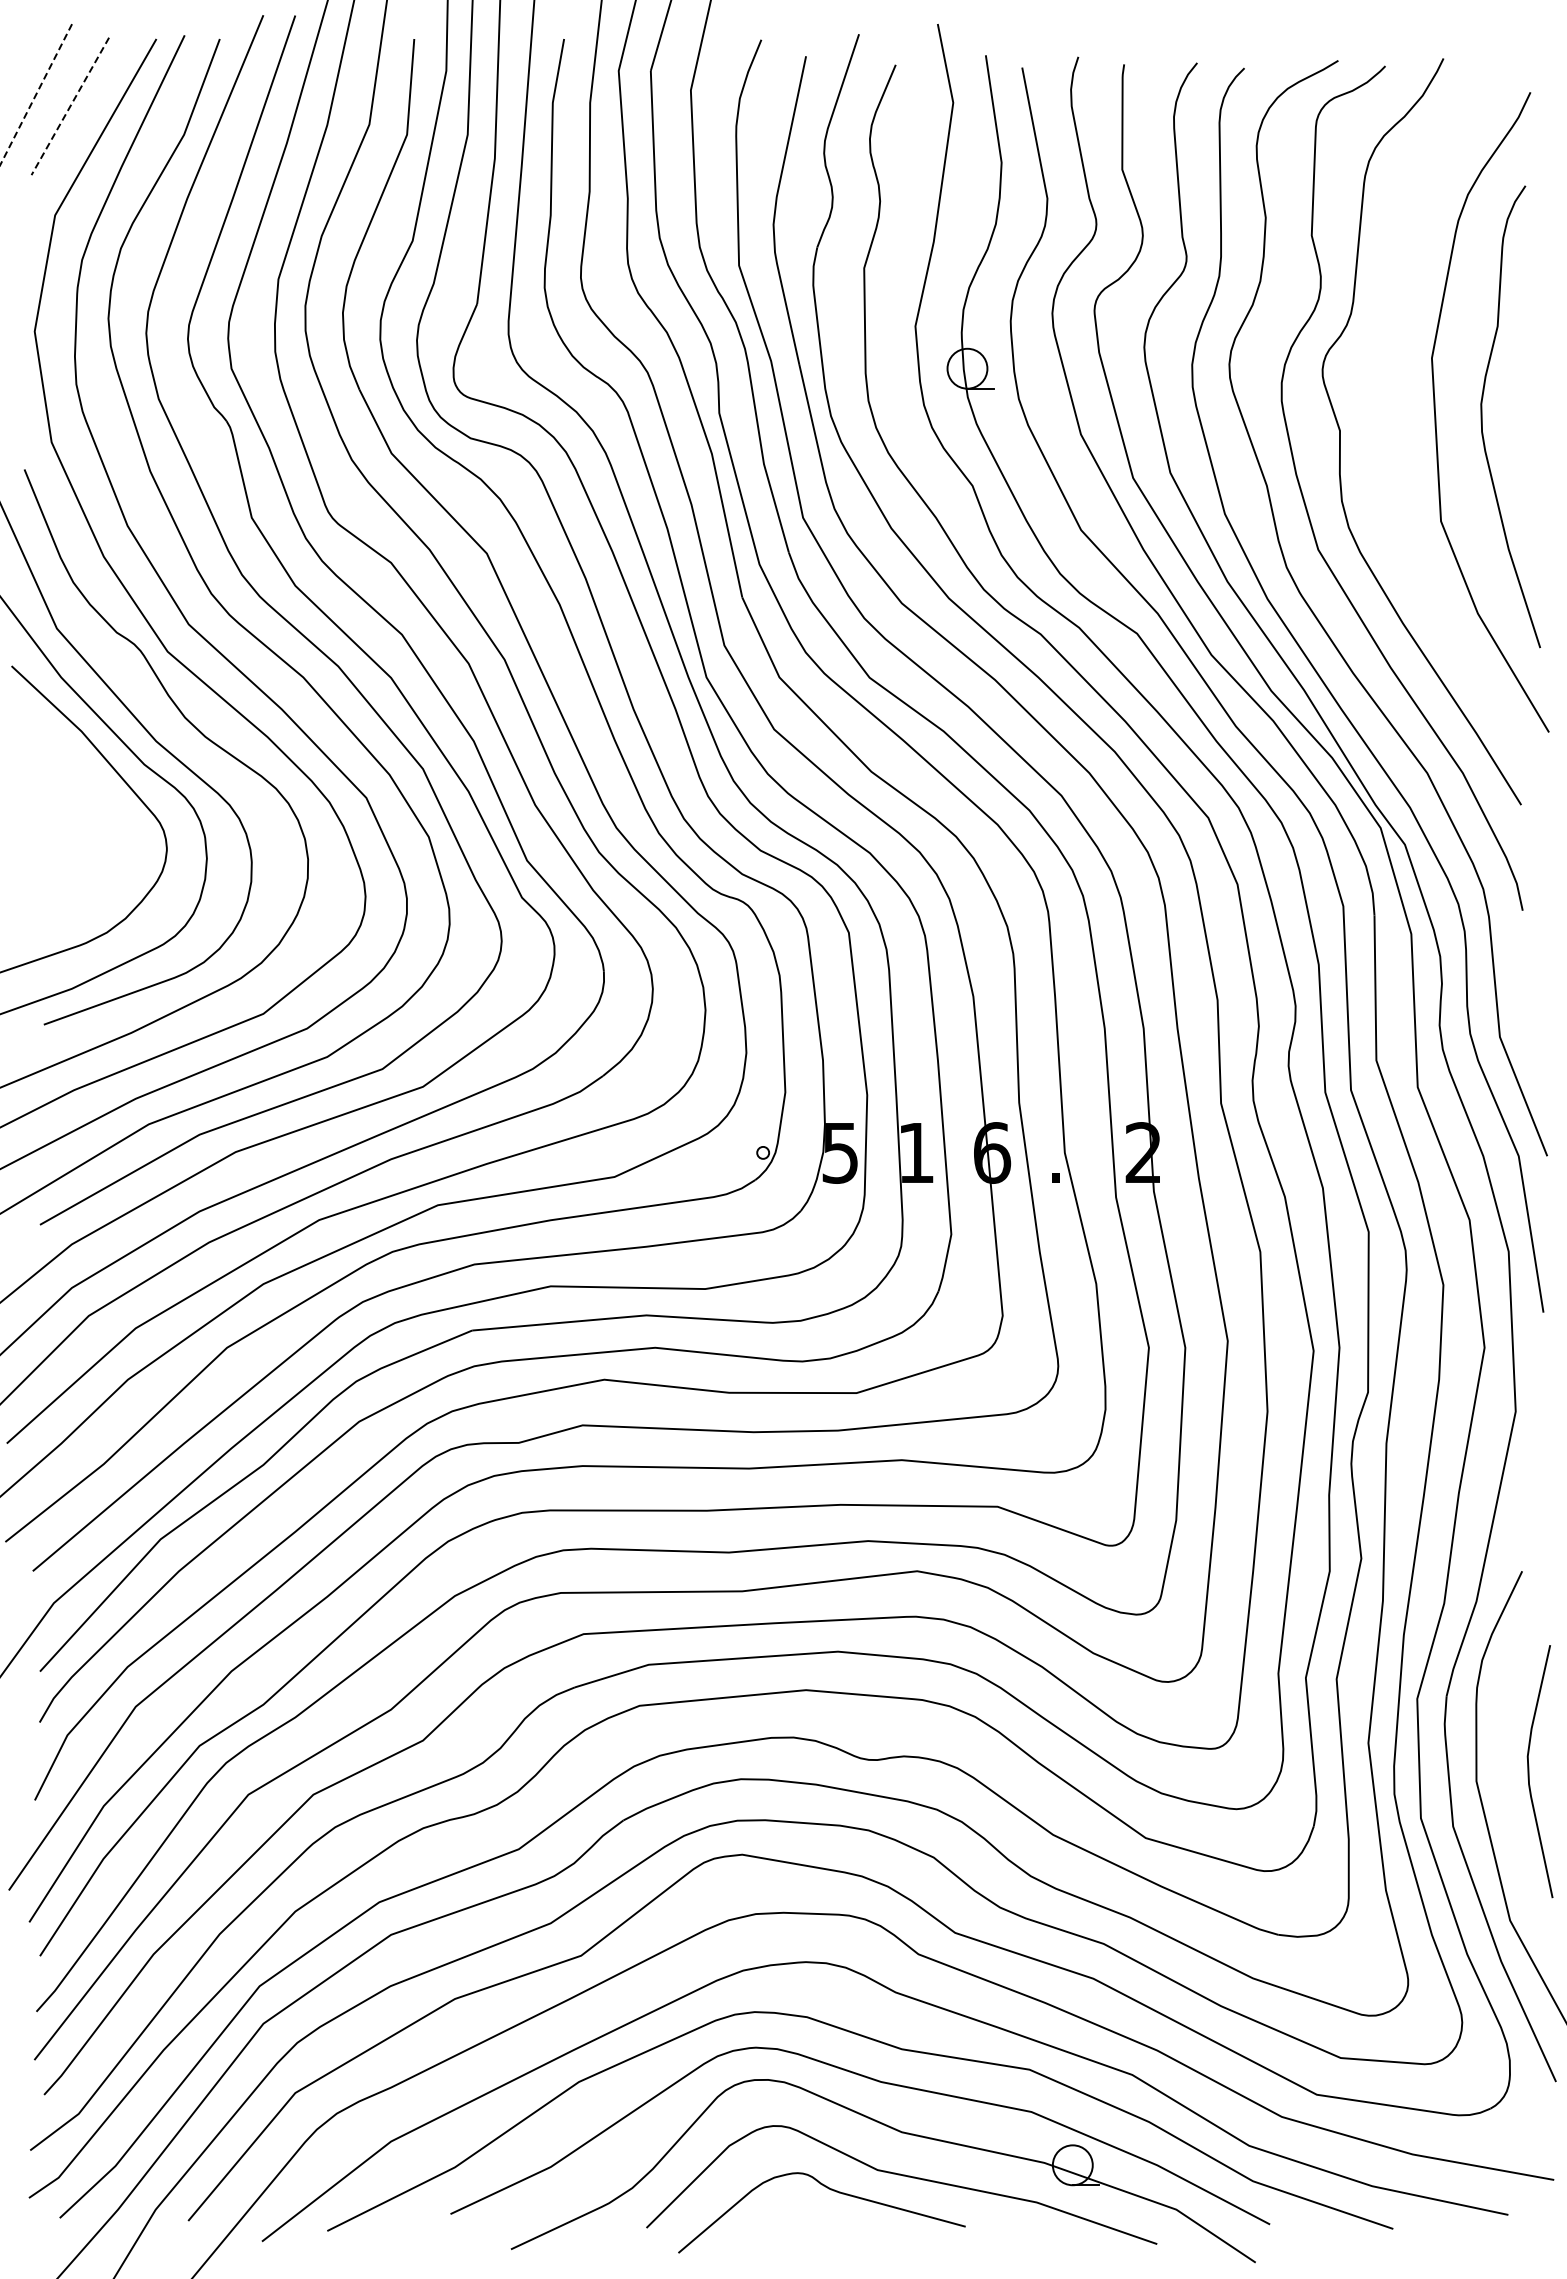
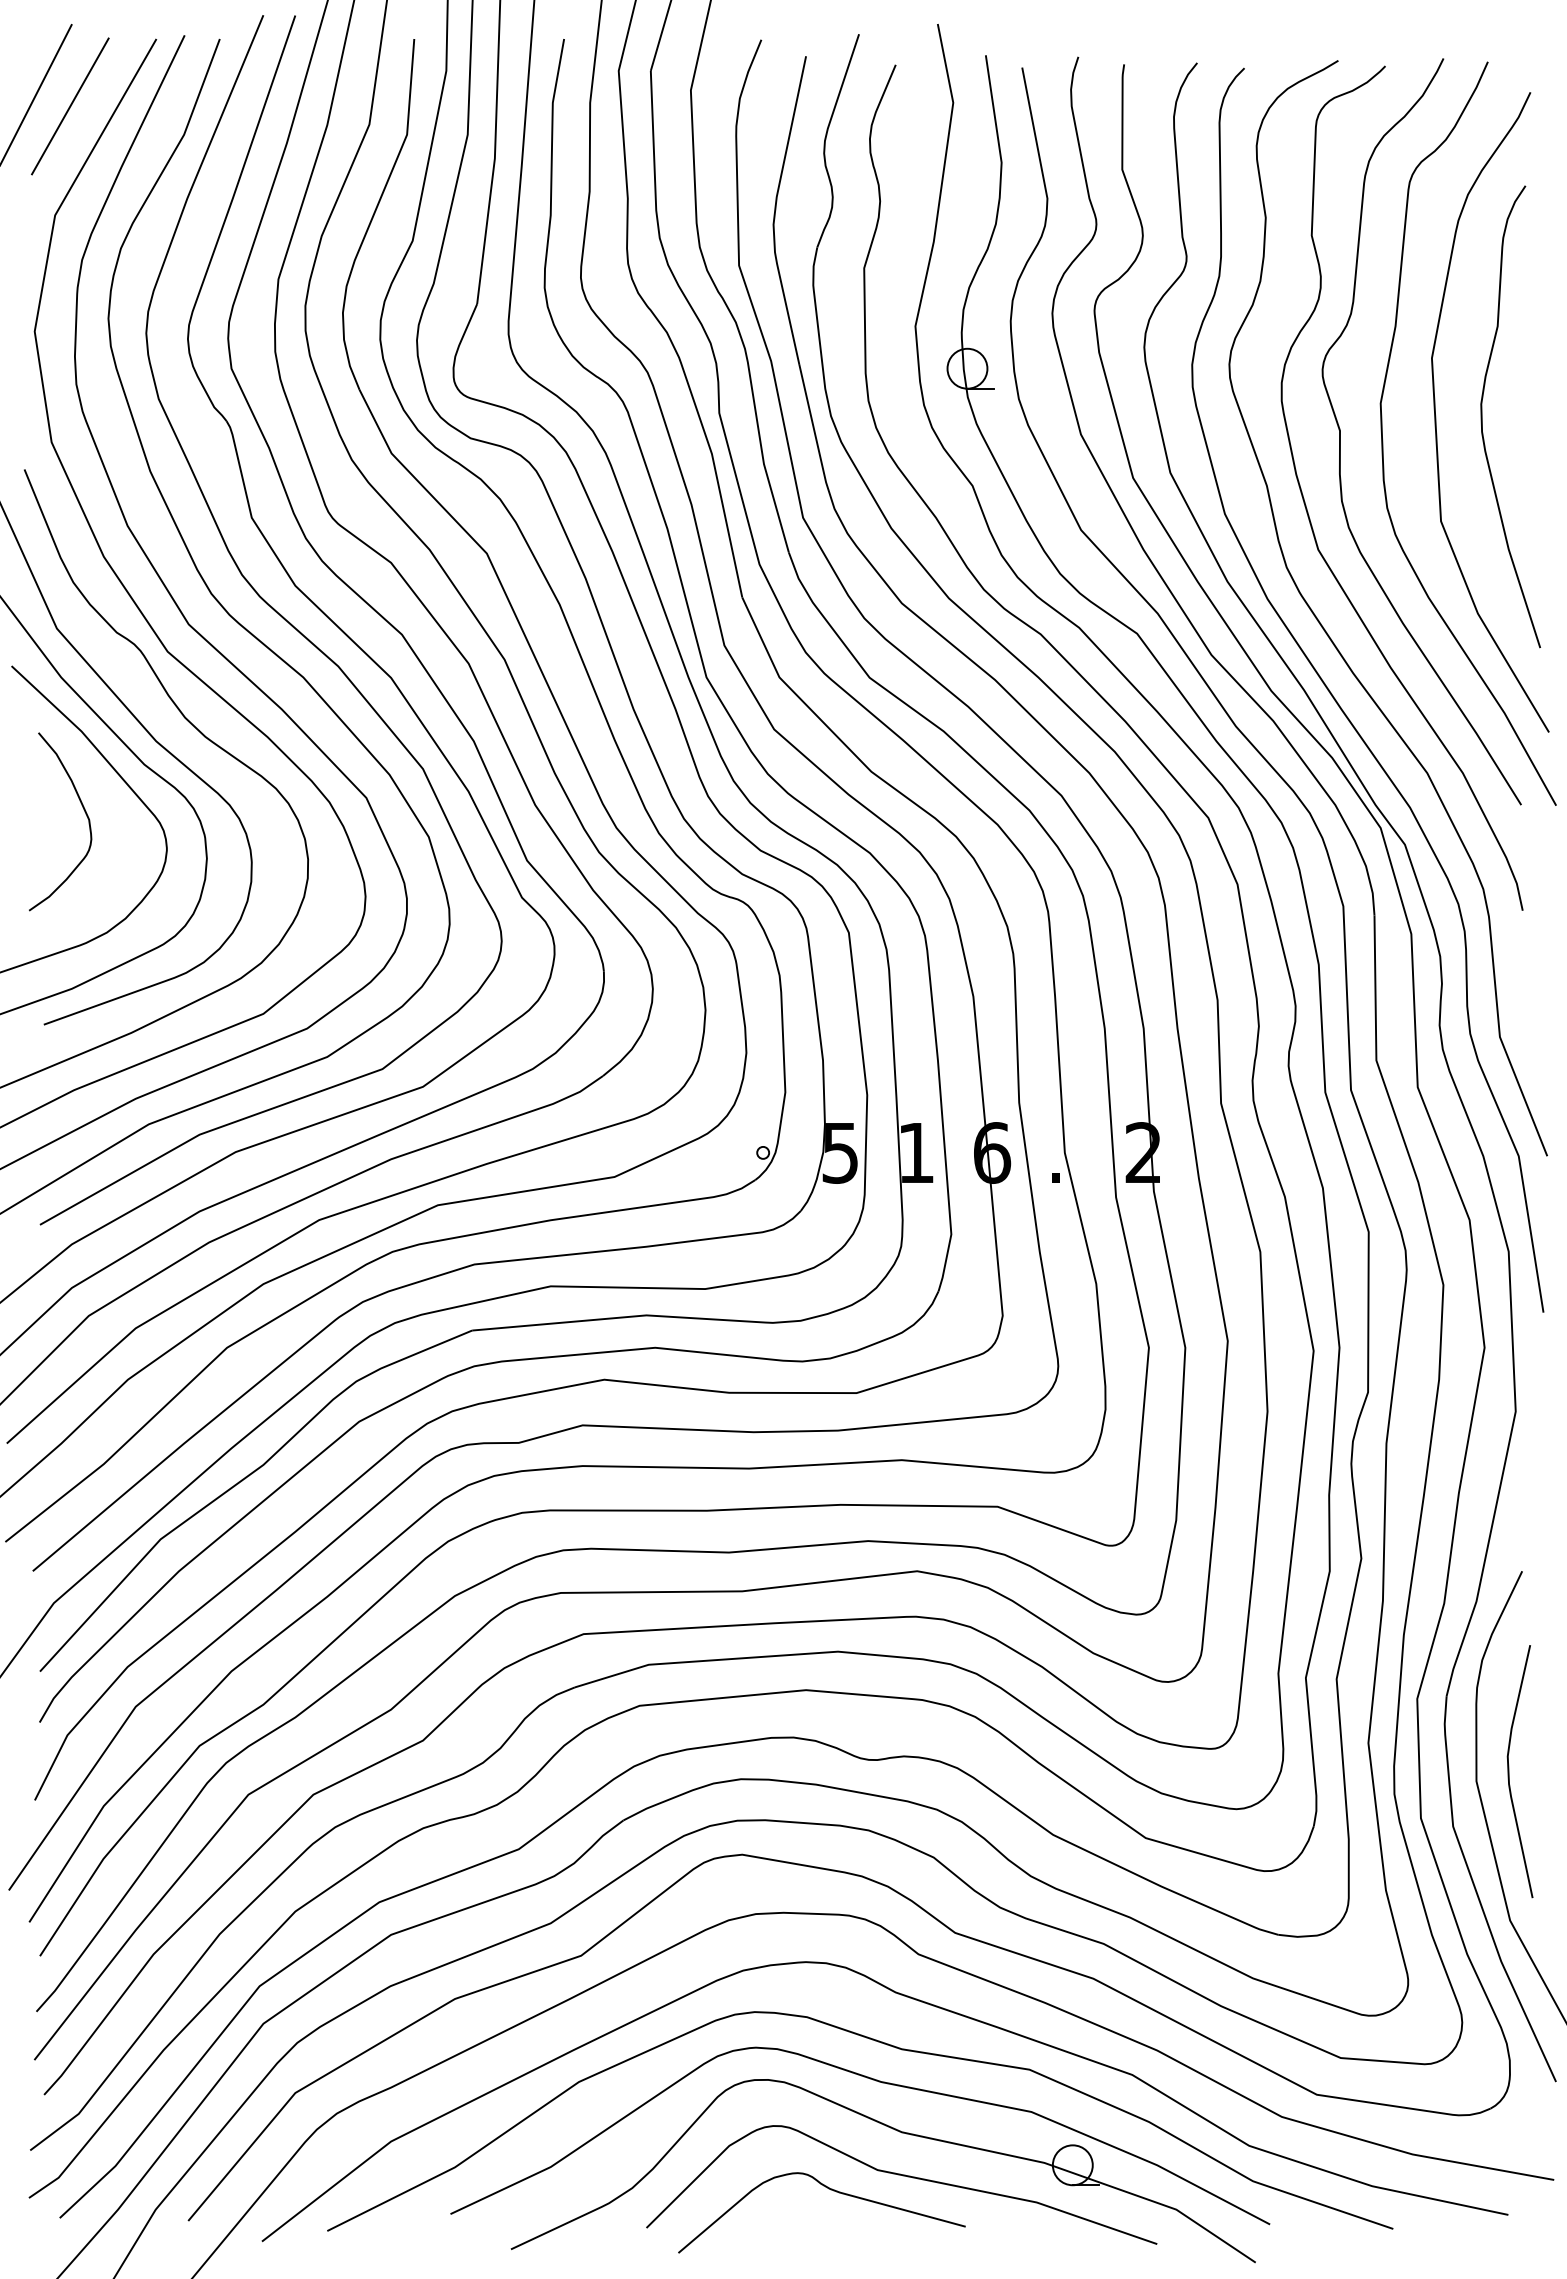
line: dashed -> solid (36, 94)
line: dashed -> solid (70, 106)
curve: none -> present (1383, 440)
curve: none -> present (84, 812)
curve position: (1529, 1771) -> (1509, 1771) (1509, 1771)
